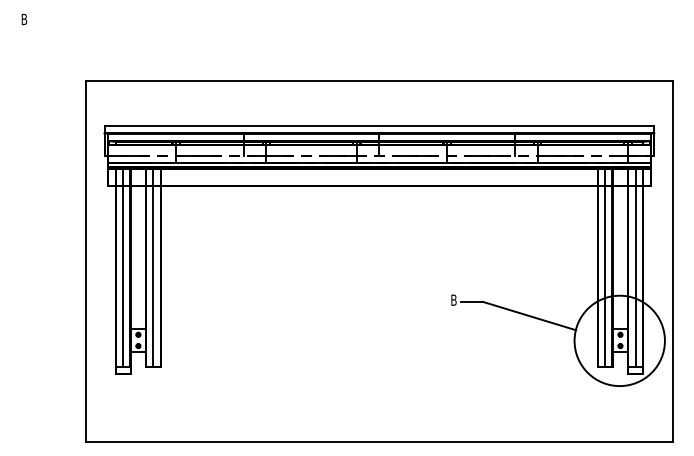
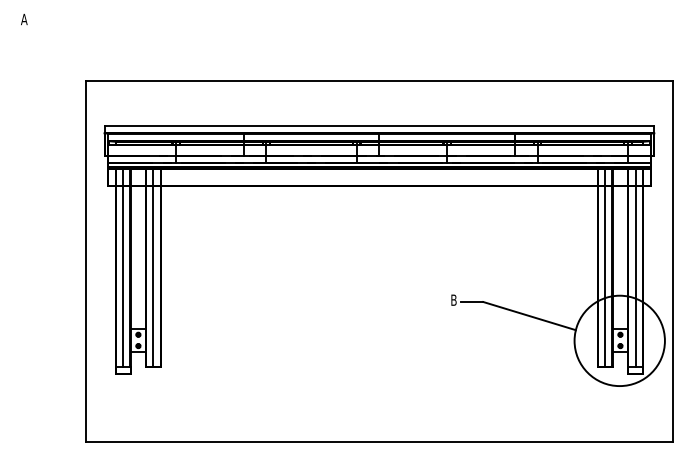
text: B -> A (24, 19)
line: dashed -> solid (378, 155)
